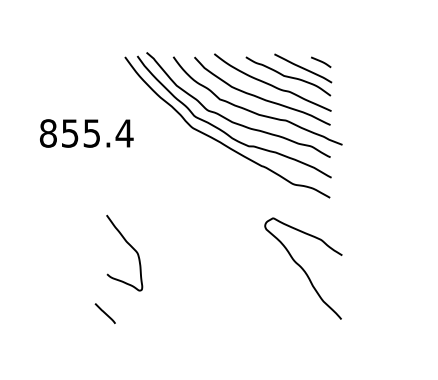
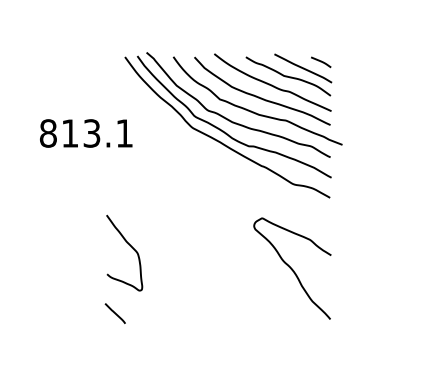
text: 855.4 -> 813.1 (97, 133)
curve position: (303, 268) -> (292, 268) (292, 268)
line position: (104, 313) -> (114, 313) (114, 313)
